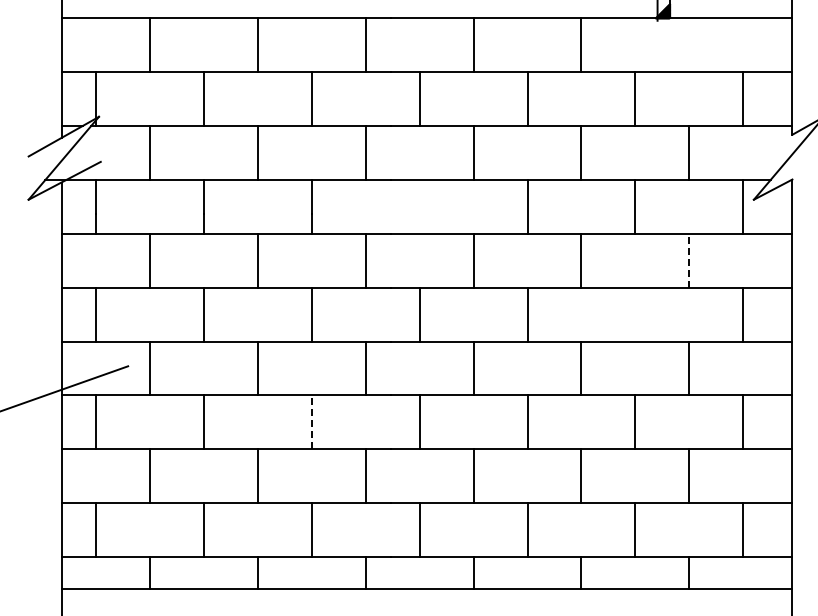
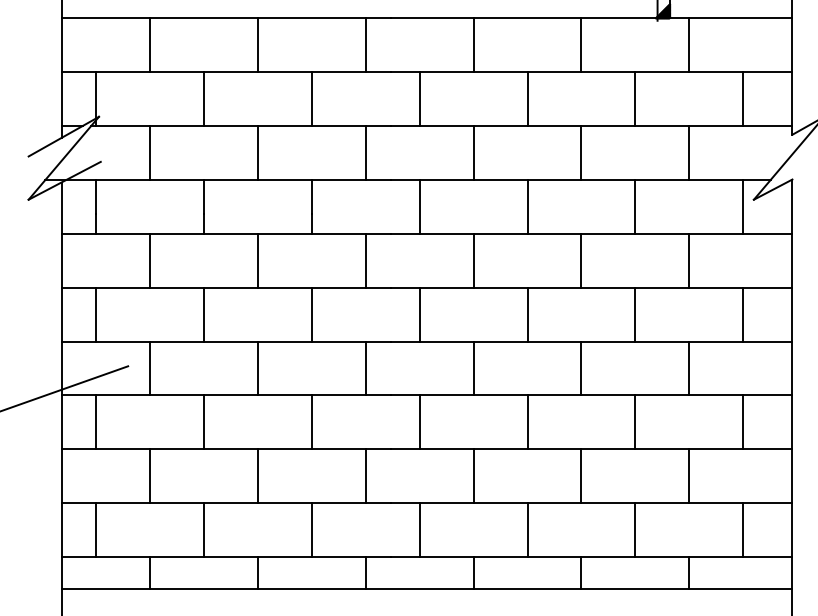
line: none -> present (689, 45)
line: none -> present (419, 206)
line: dashed -> solid (689, 260)
line: none -> present (635, 314)
line: dashed -> solid (311, 422)
